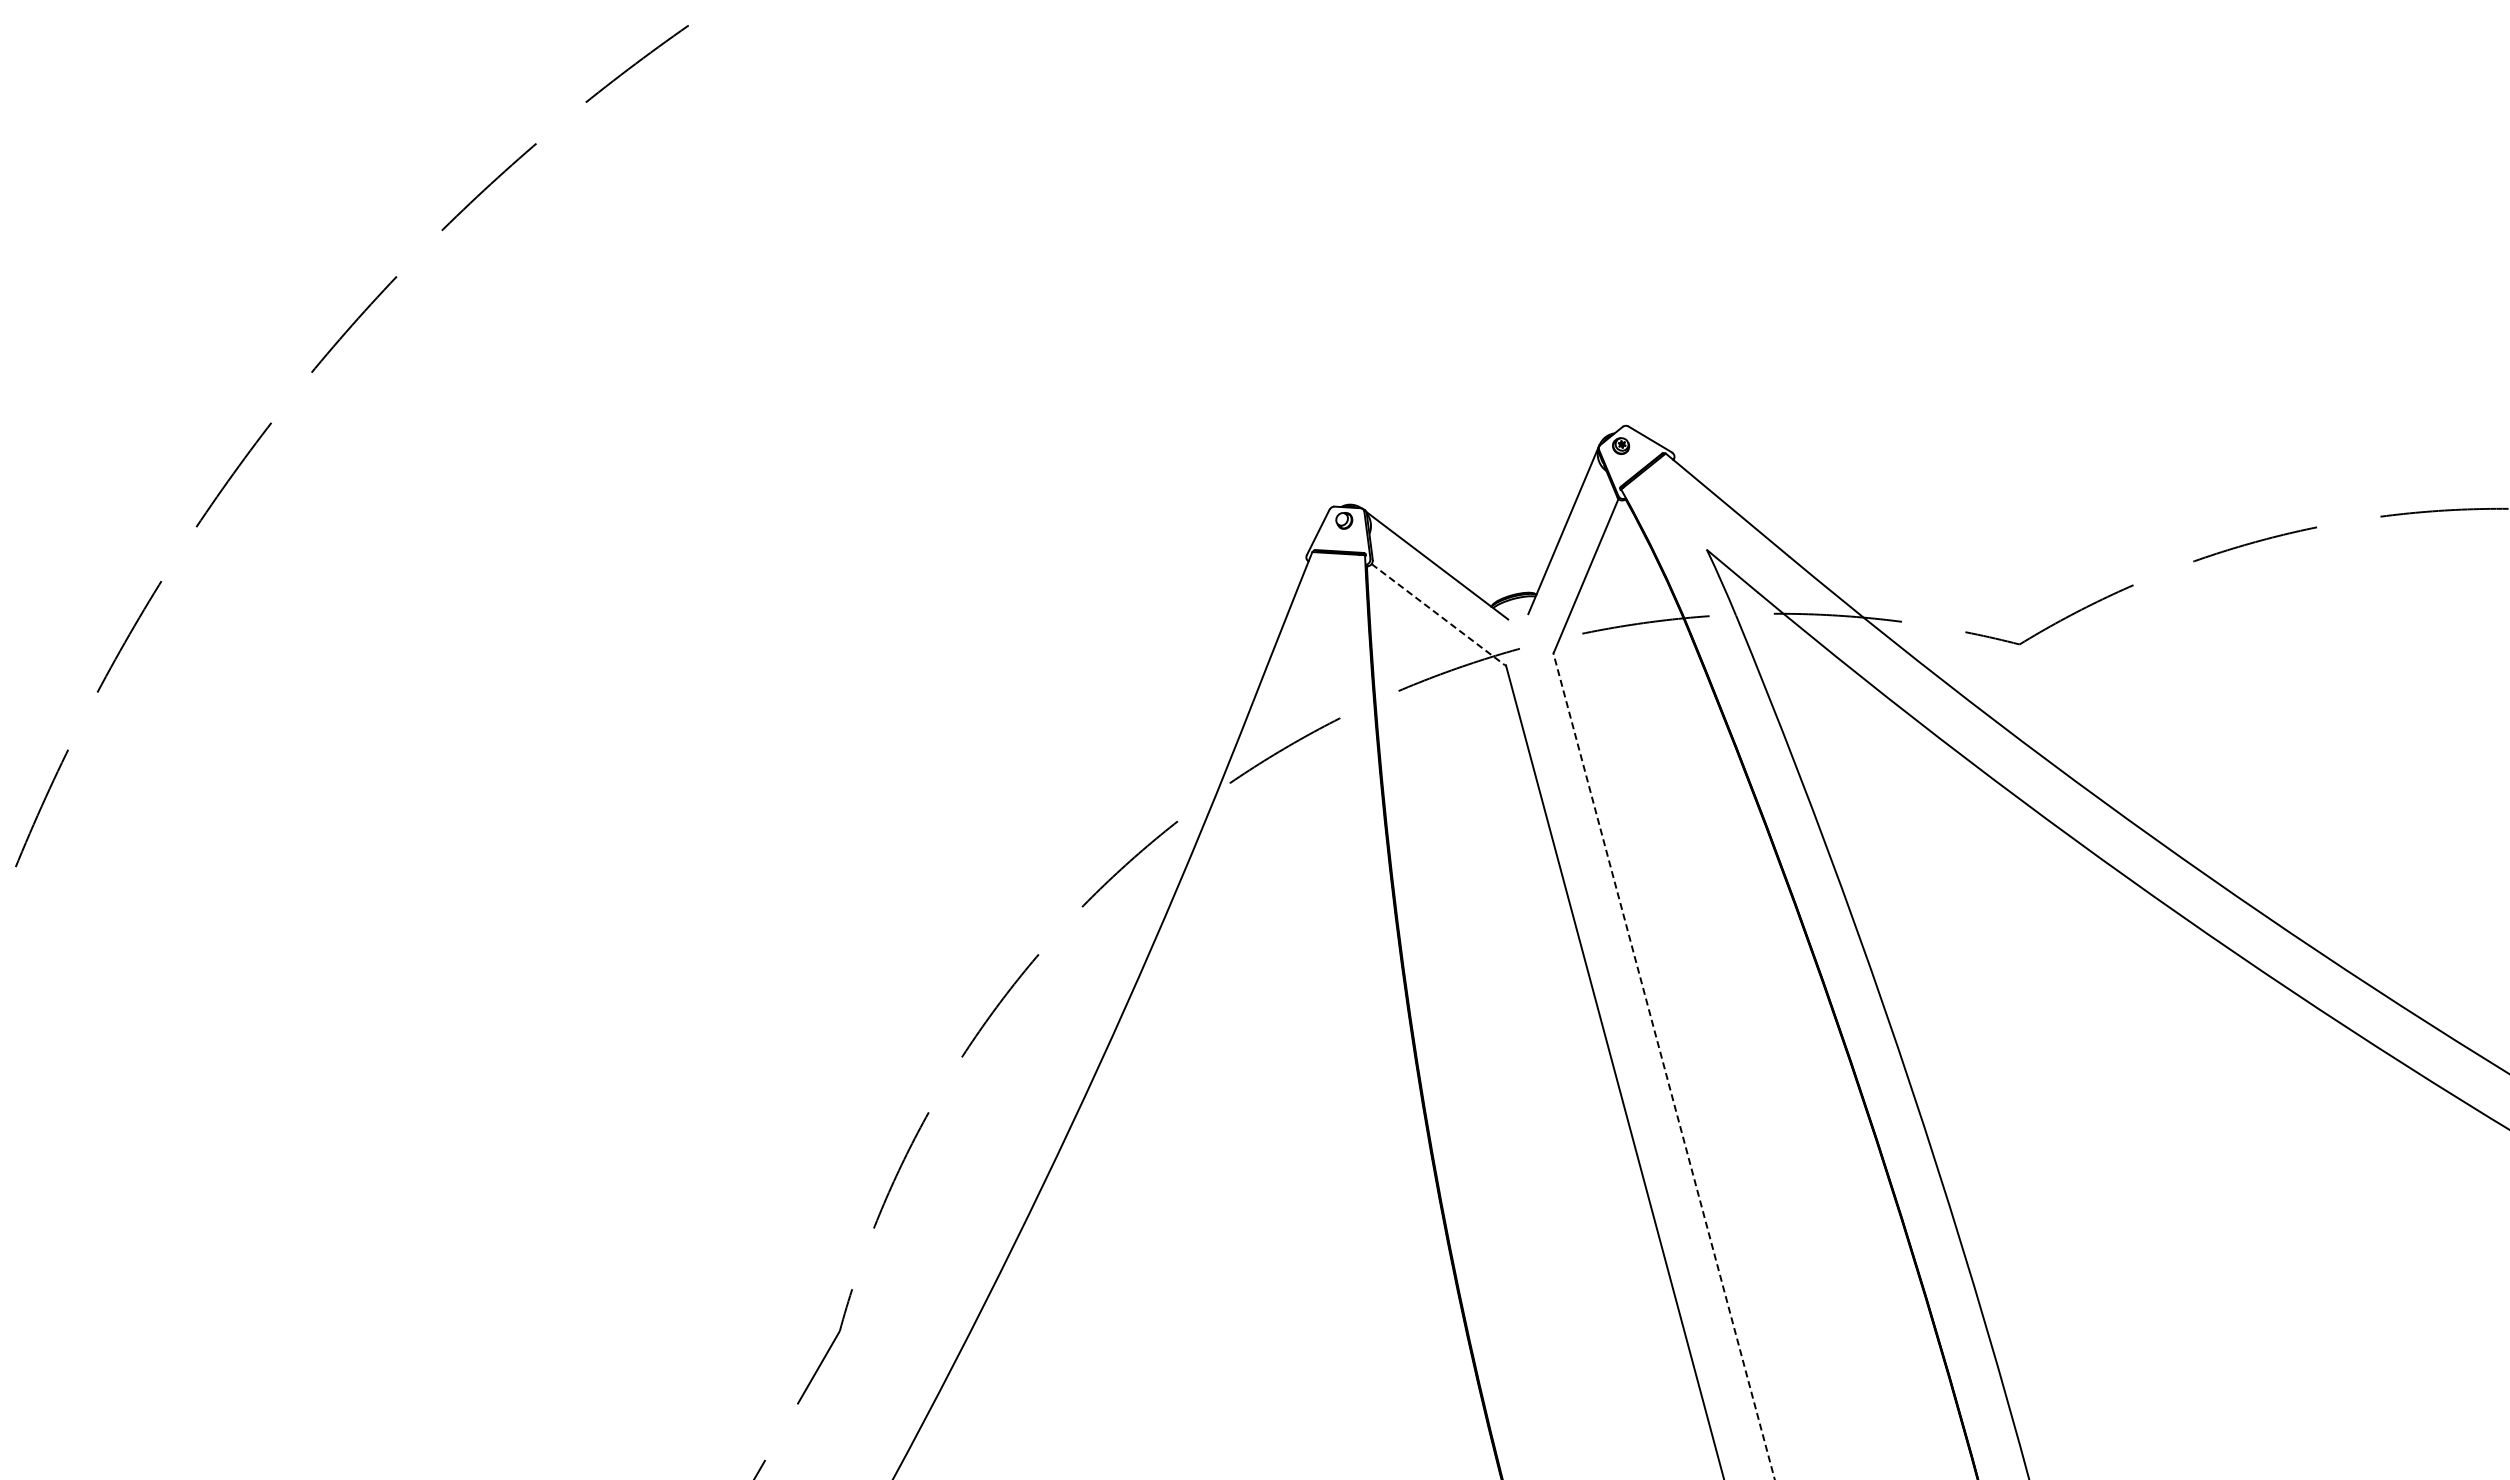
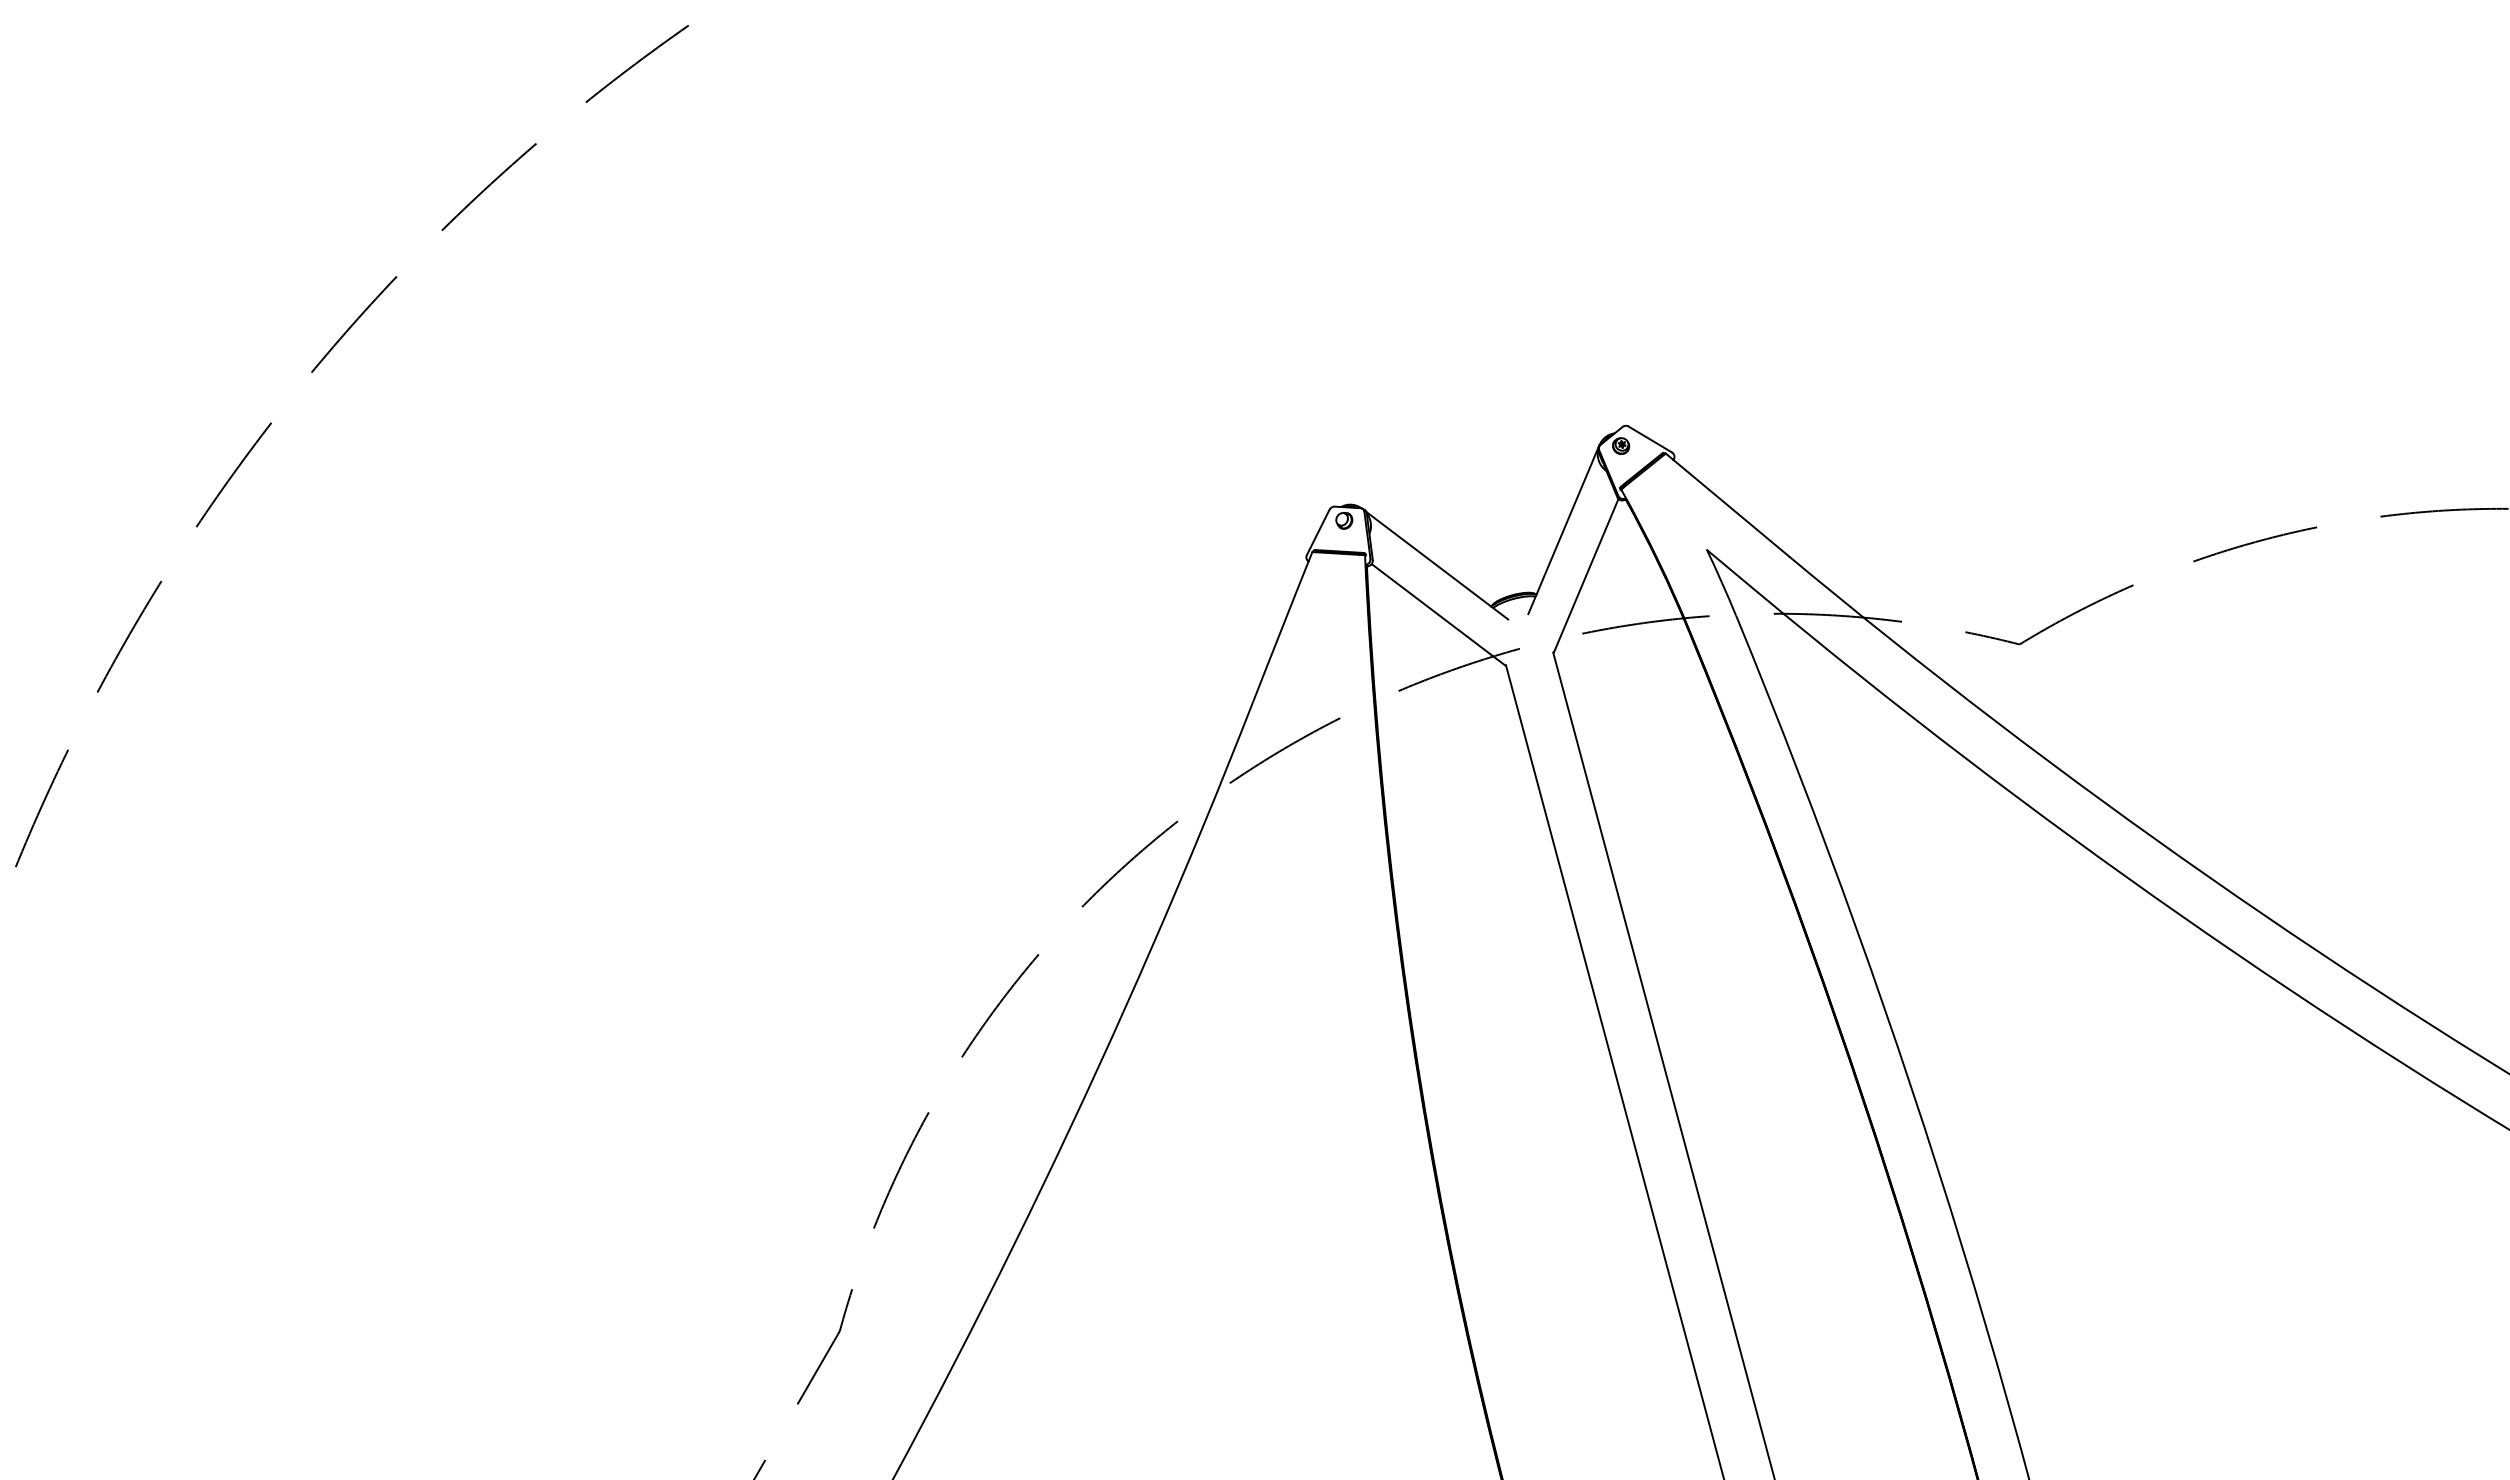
line: dashed -> solid (1438, 614)
line: dashed -> solid (1663, 1065)
